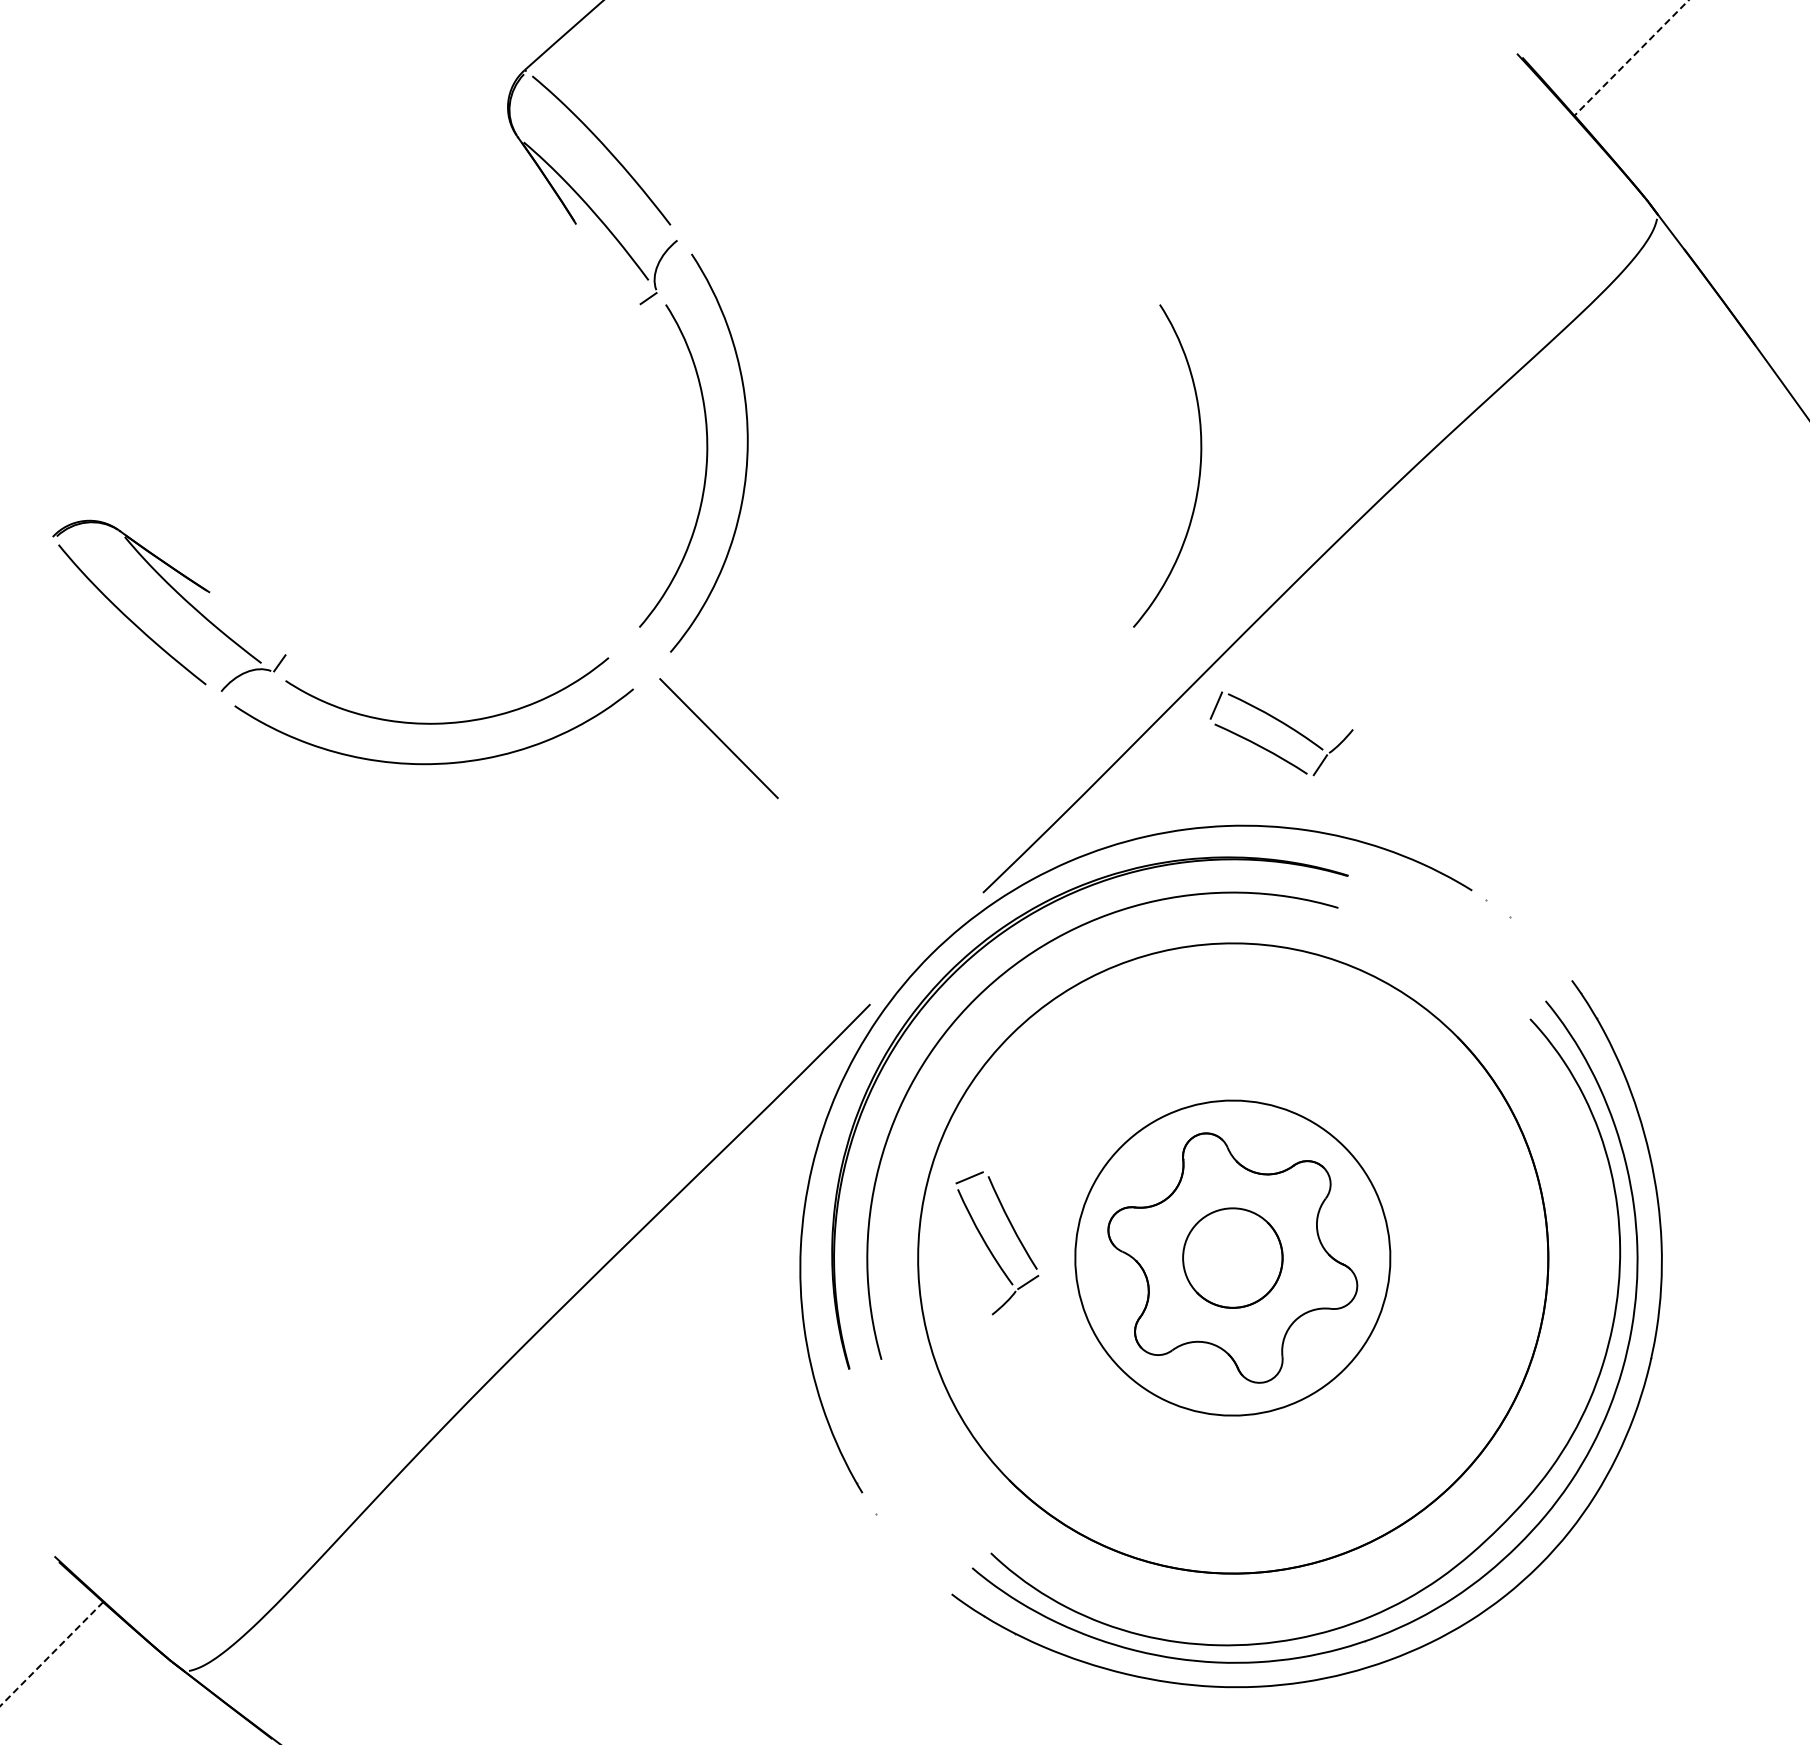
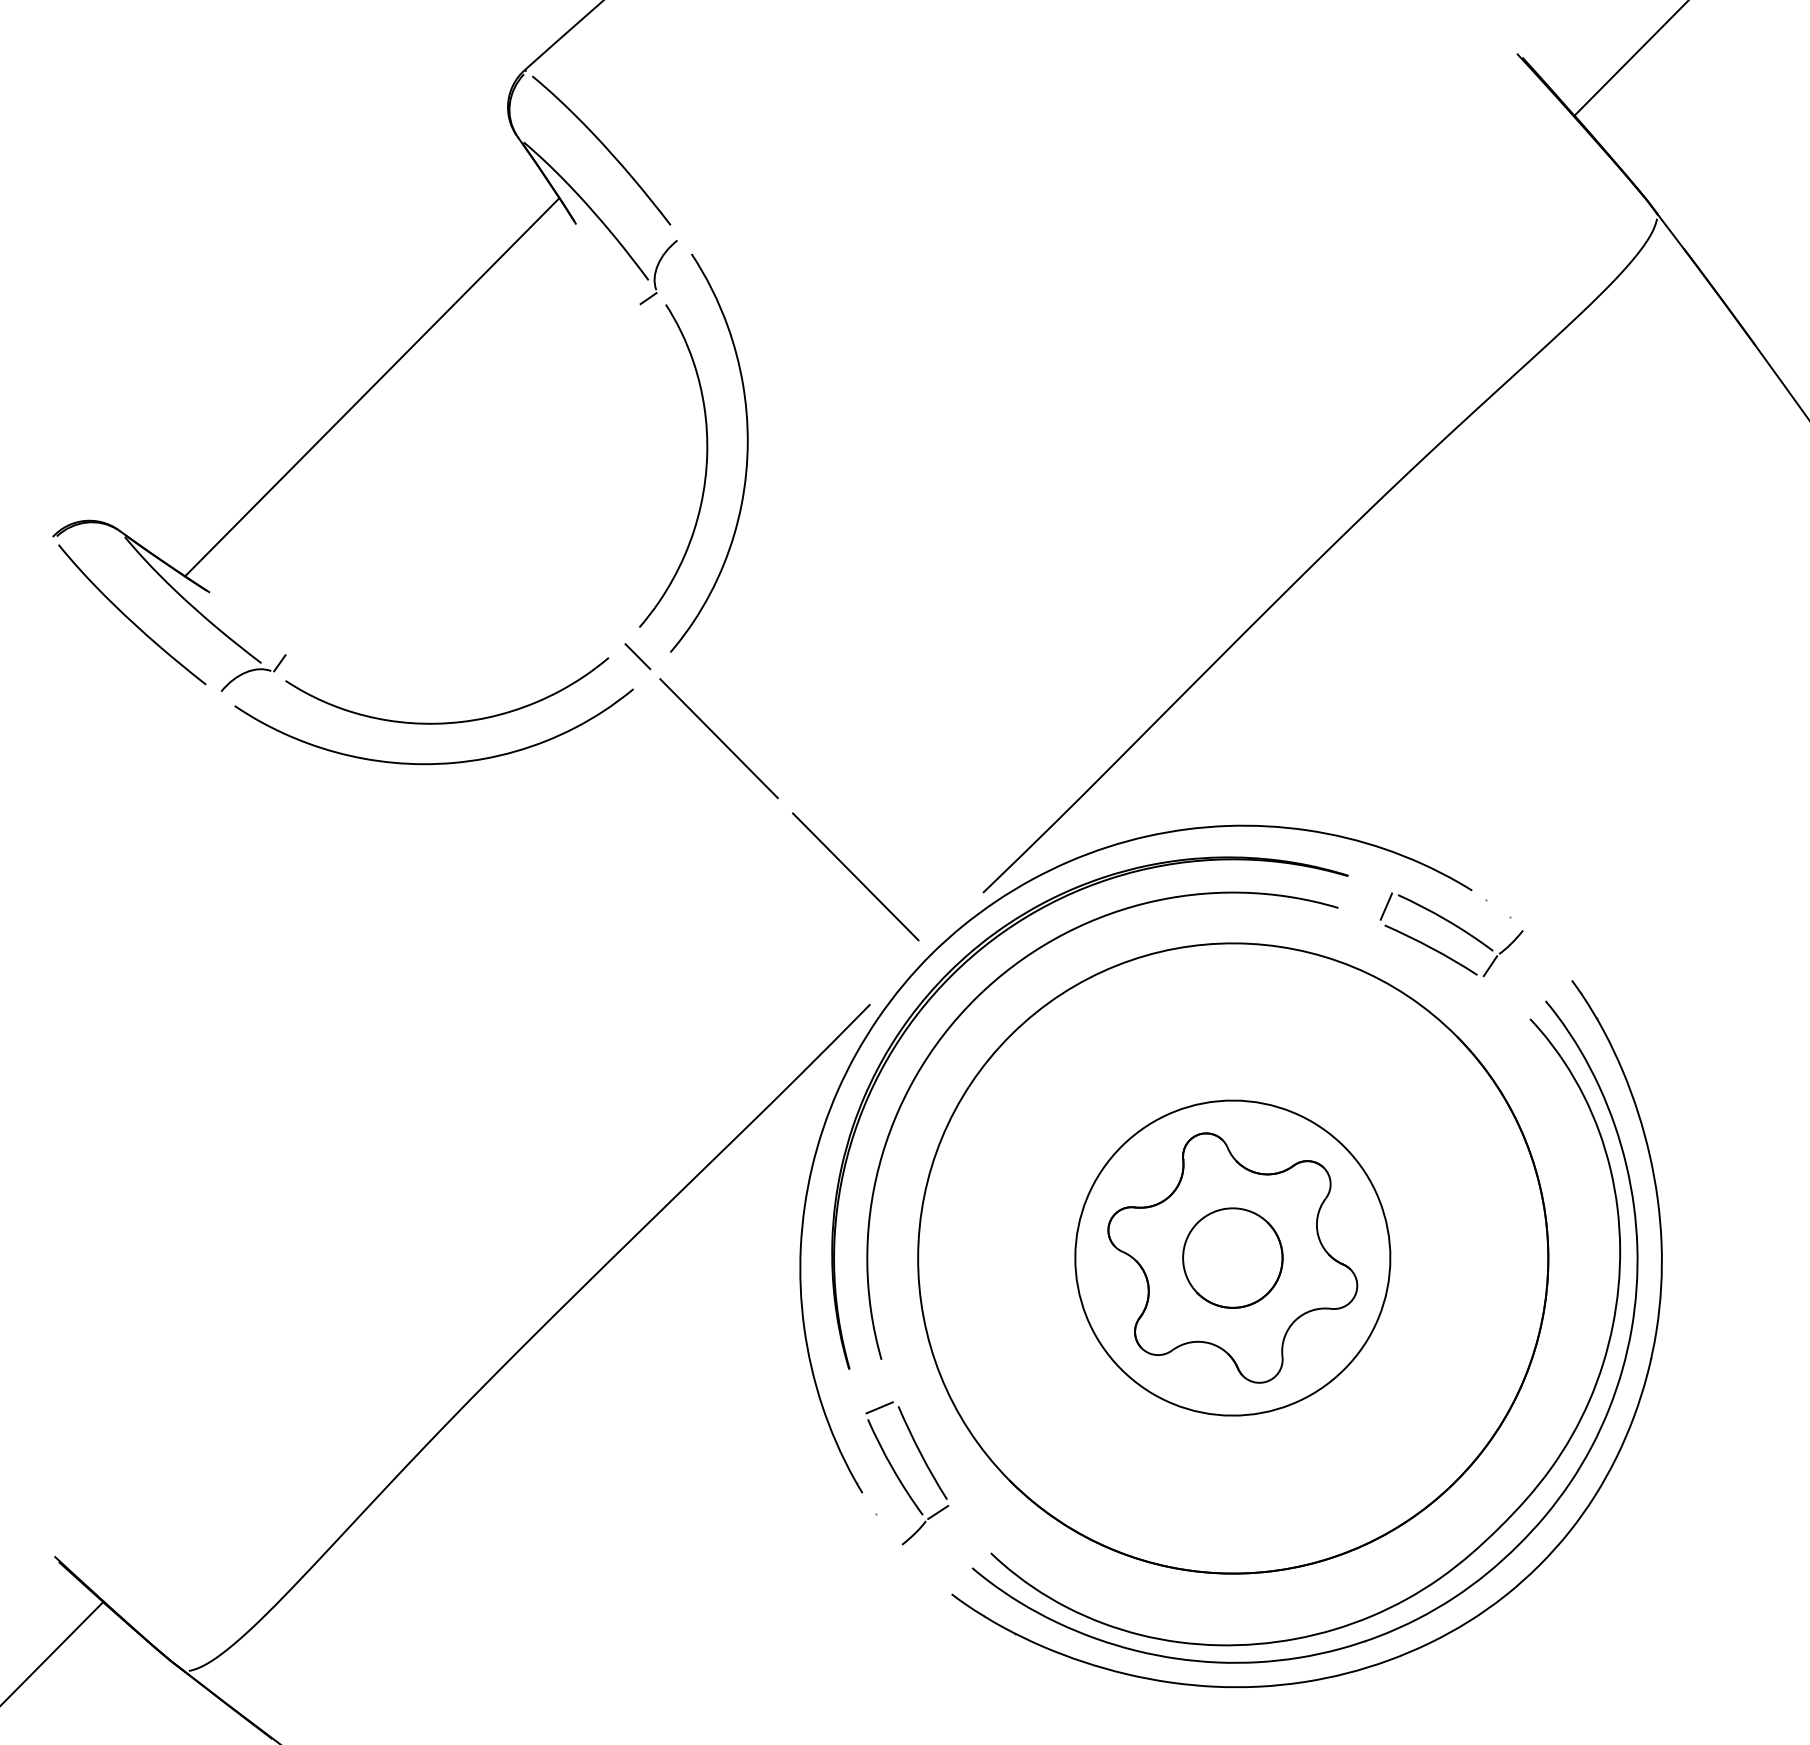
line: dashed -> solid (1631, 58)
line: none -> present (372, 387)
curve: present -> none (1199, 465)
line: none -> present (637, 656)
part position: (1286, 726) -> (1456, 927) (1456, 927)
line: none -> present (855, 876)
part position: (989, 1247) -> (899, 1477) (899, 1477)
line: dashed -> solid (51, 1653)
